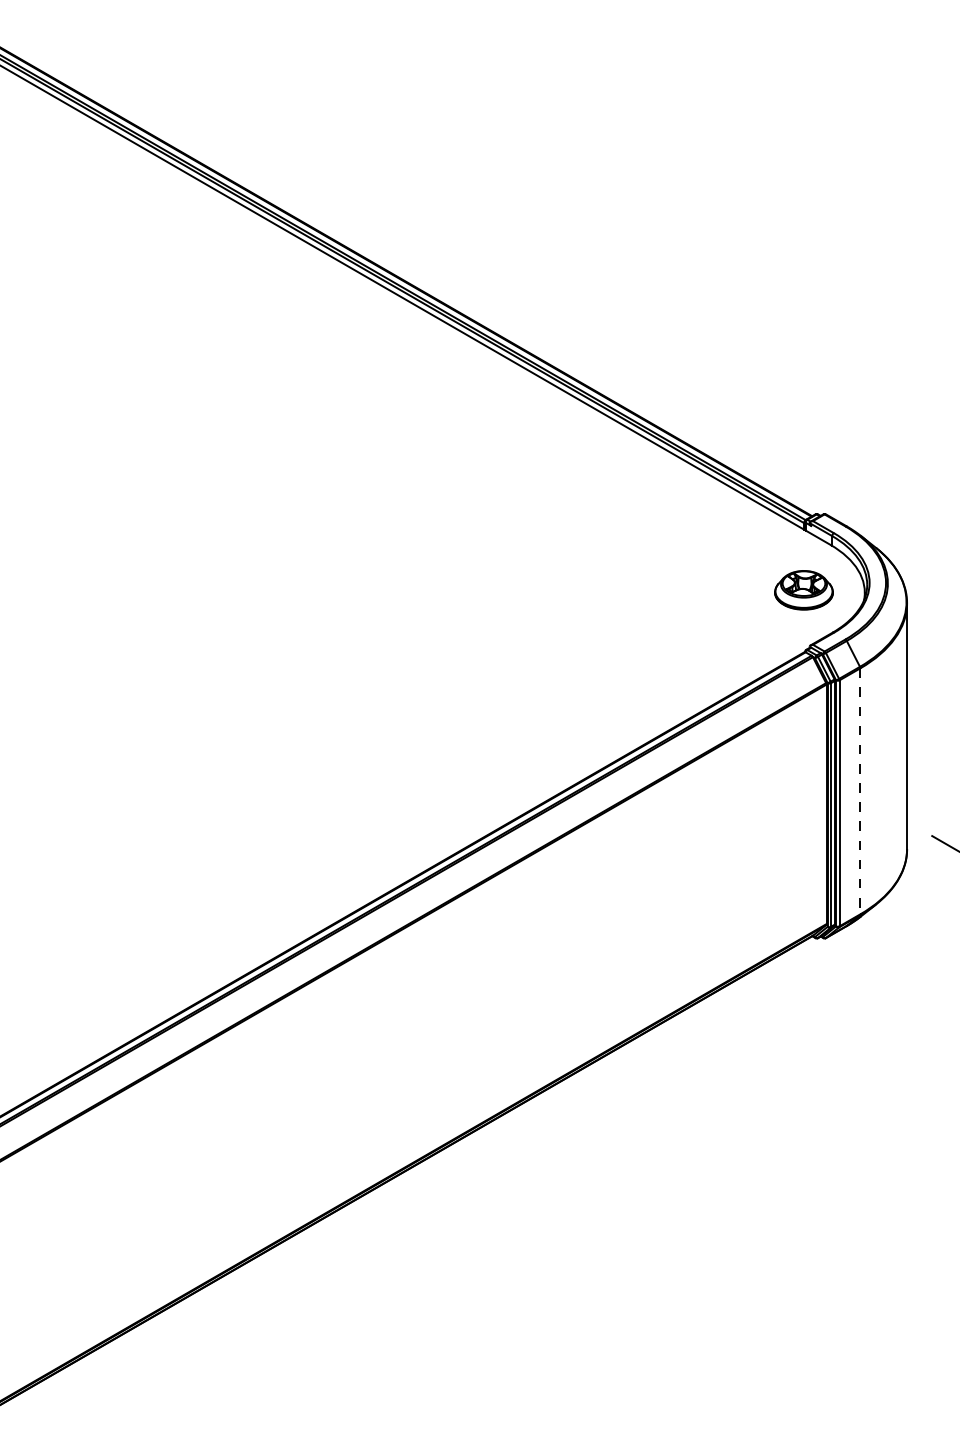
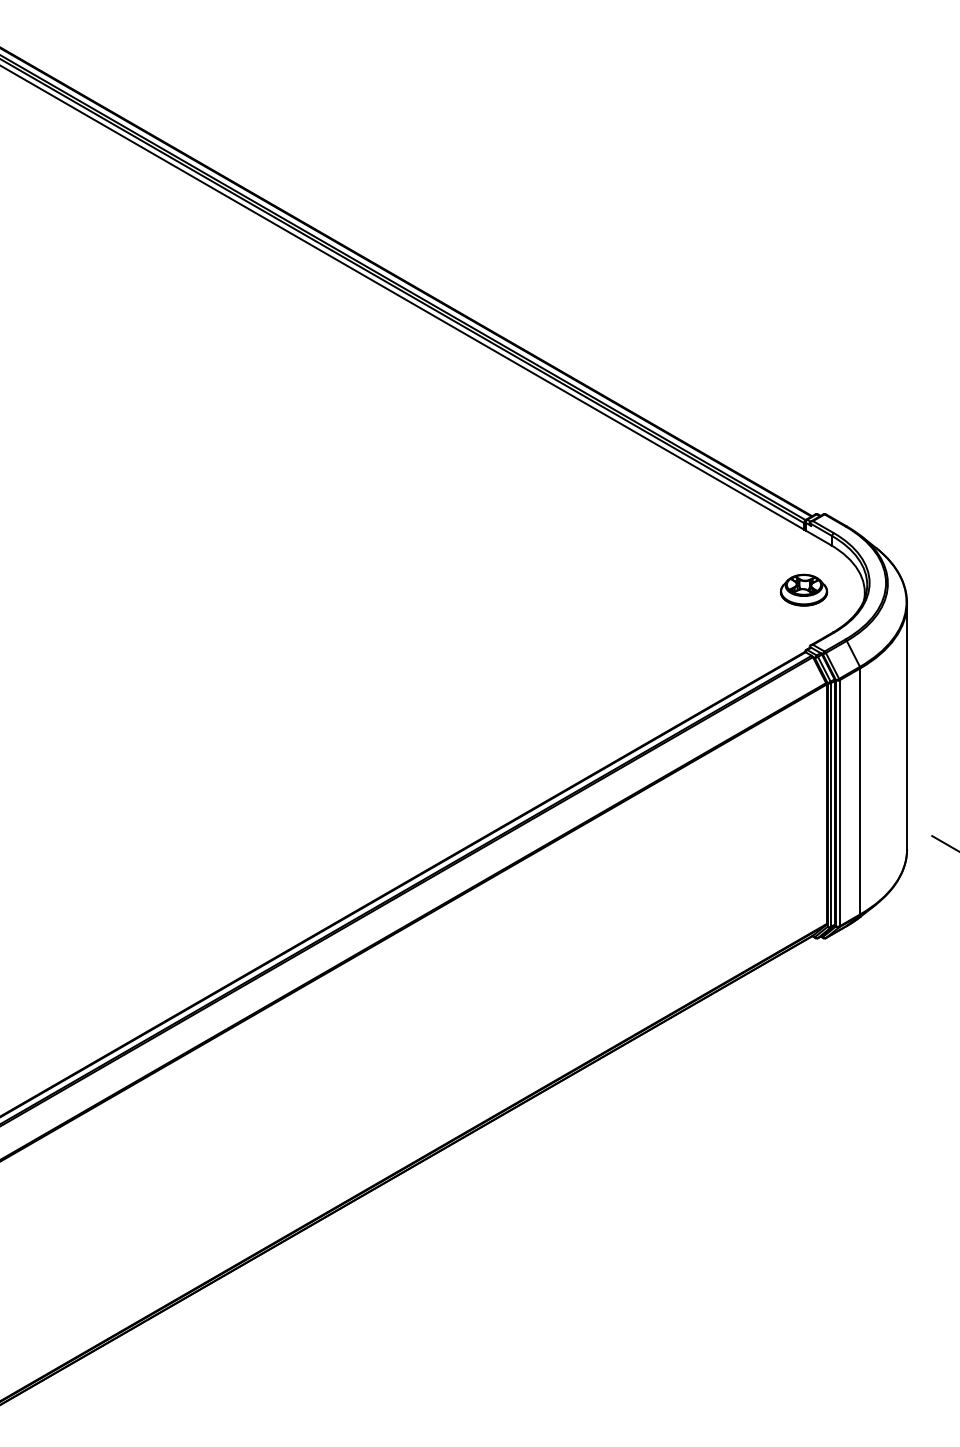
part size: 60x41 px -> 50x34 px (803, 589)
line: dashed -> solid (860, 791)
